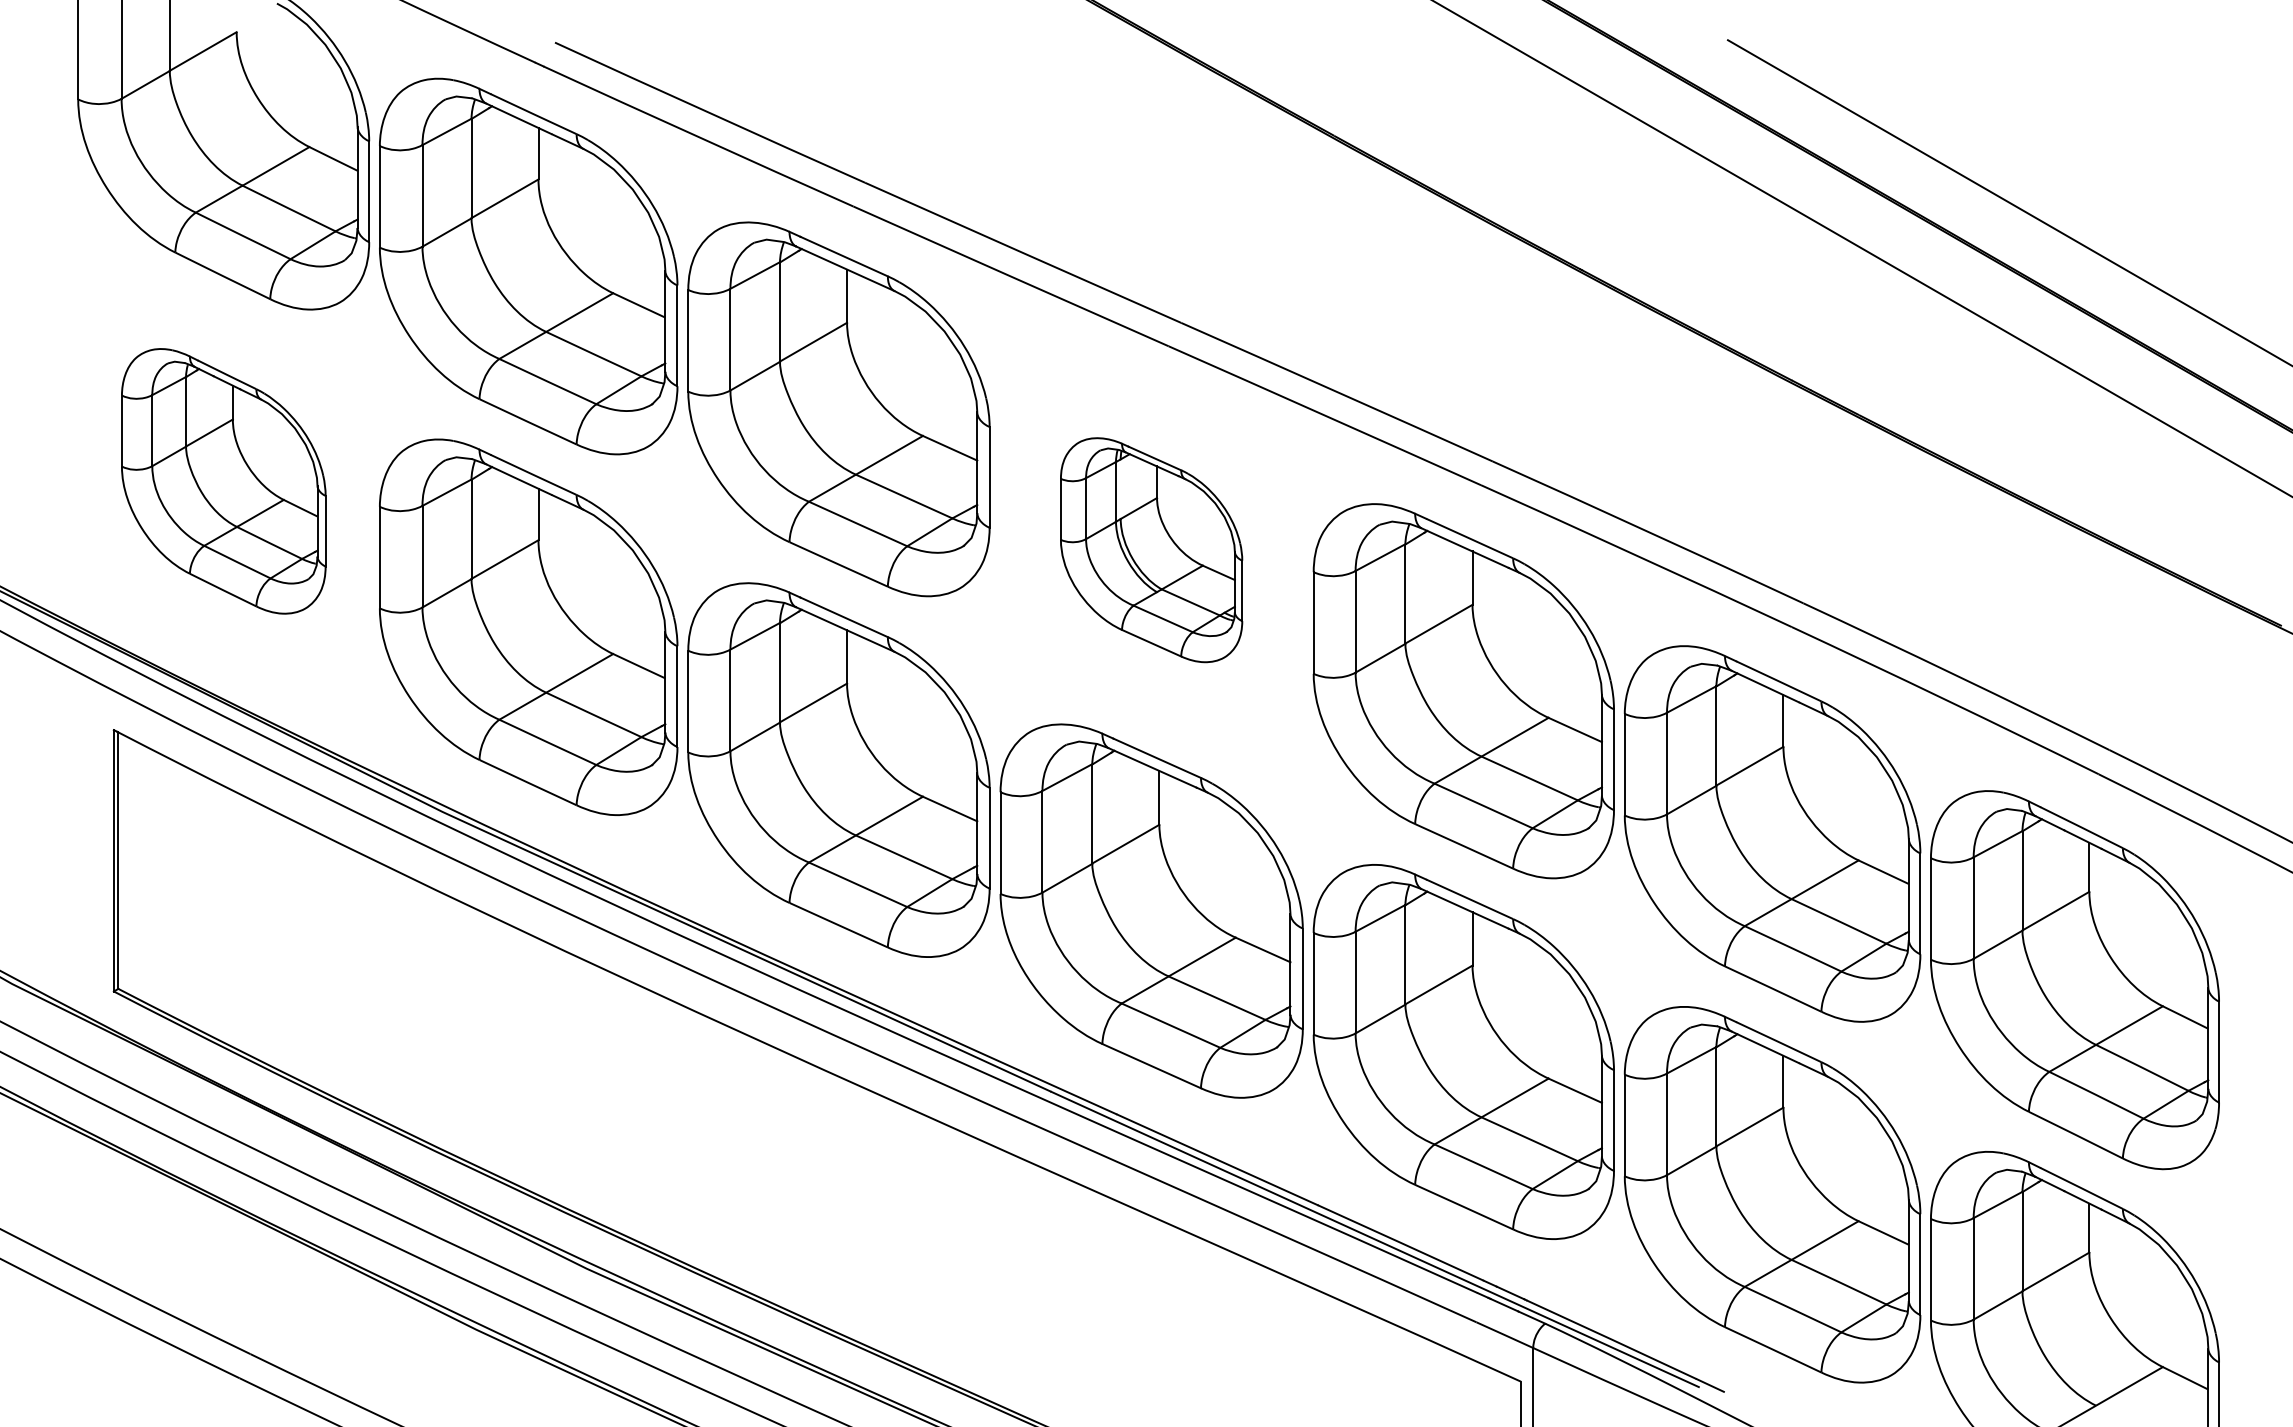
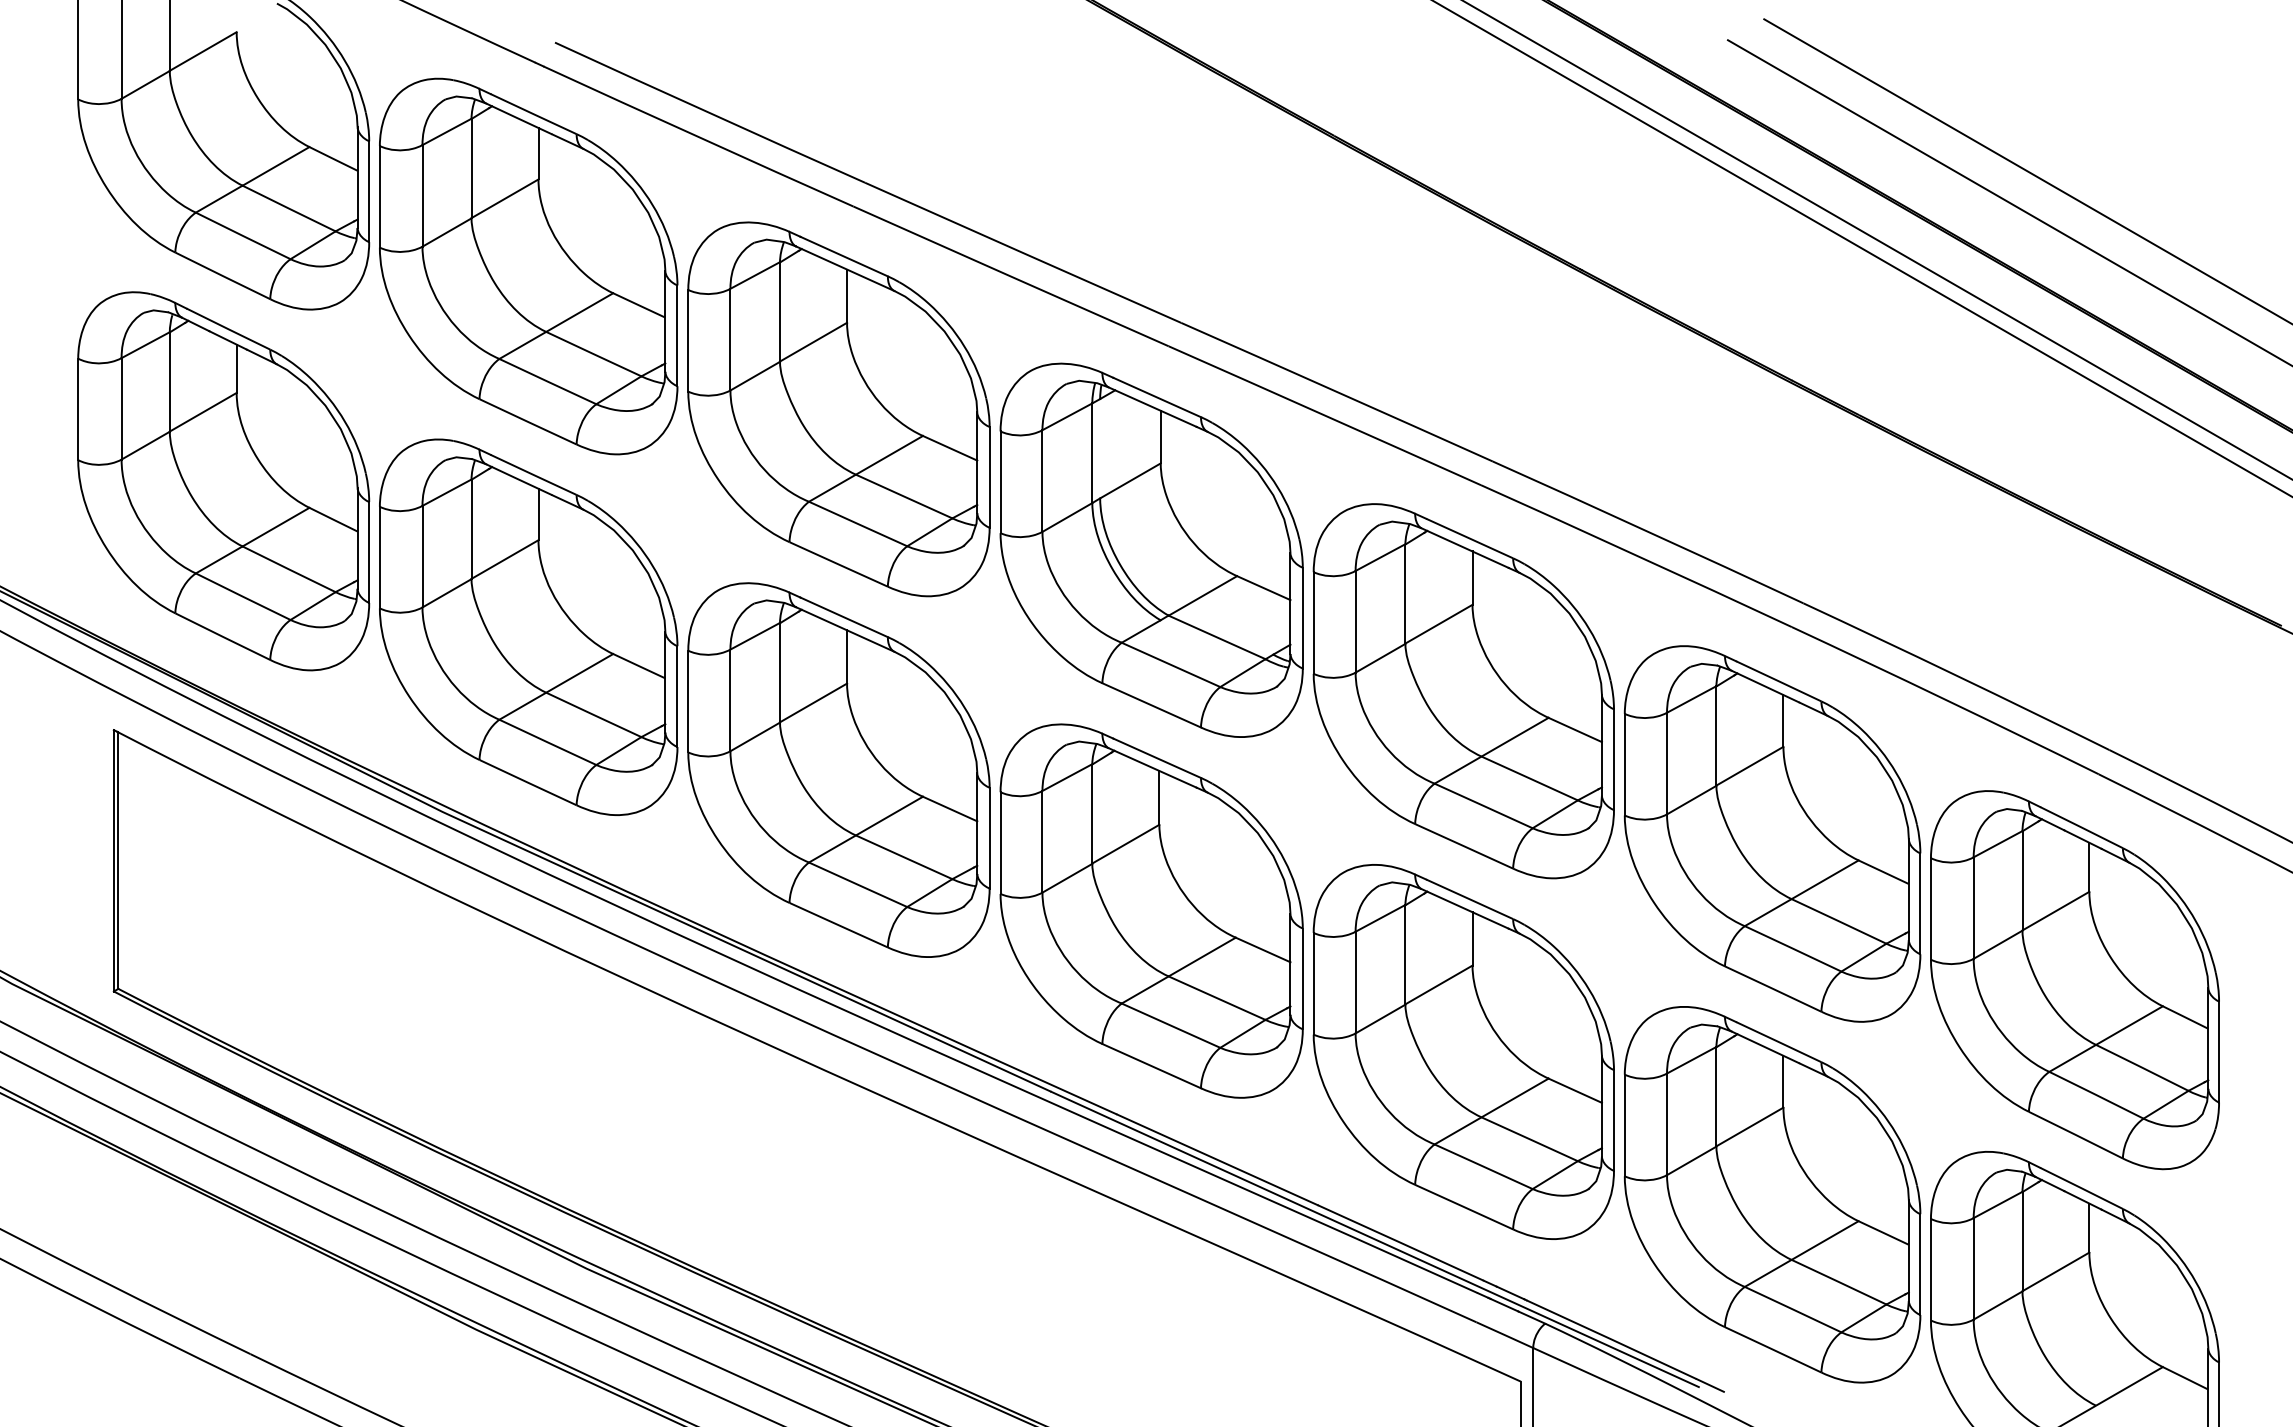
line: none -> present (2026, 170)
line: none -> present (1877, 239)
part size: 206x267 px -> 294x381 px (223, 481)
part size: 184x227 px -> 305x376 px (1151, 549)
